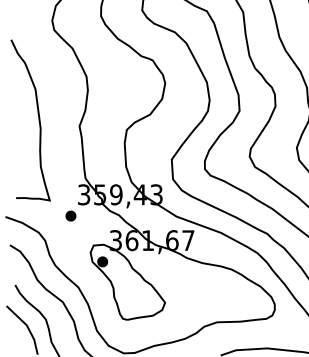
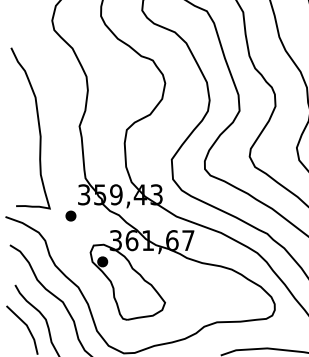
part position: (38, 120) -> (38, 128) (38, 128)
